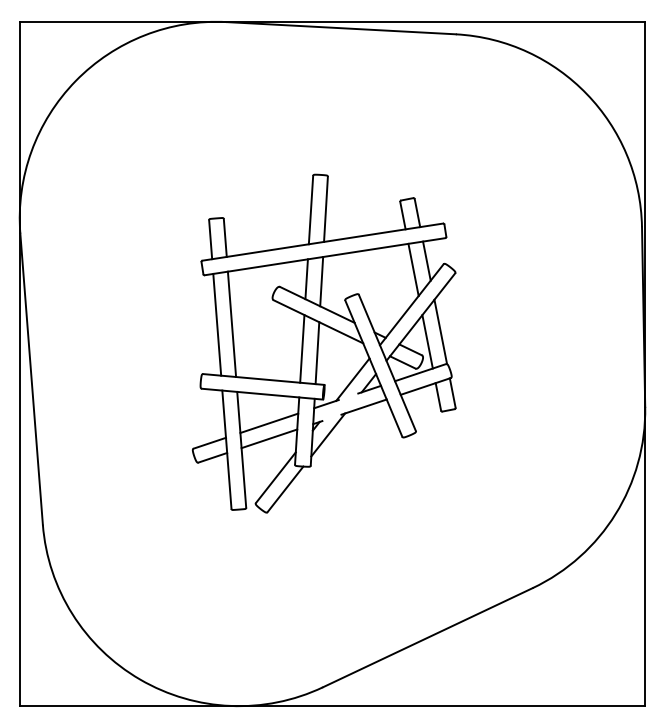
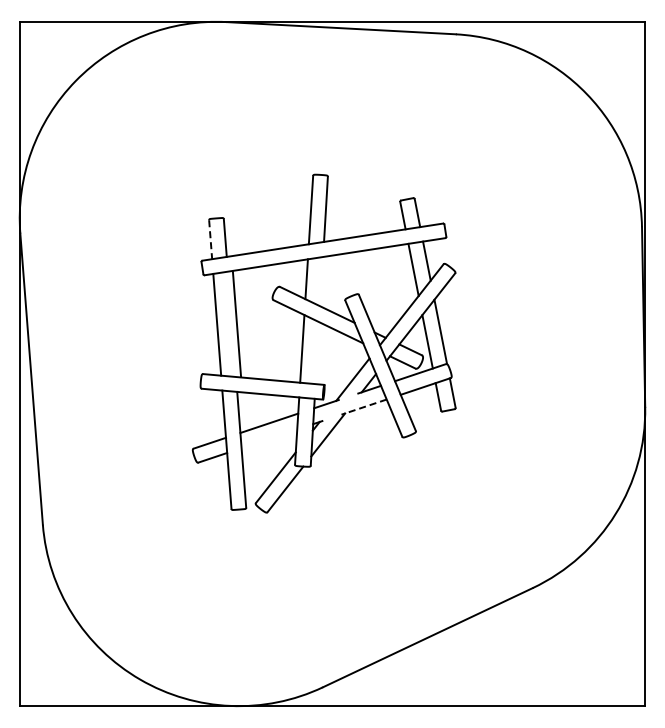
line: solid -> dashed (210, 239)
line: present -> none (321, 281)
line position: (231, 324) -> (236, 324) (236, 324)
line: present -> none (317, 353)
line: solid -> dashed (364, 407)
line: present -> none (269, 438)
